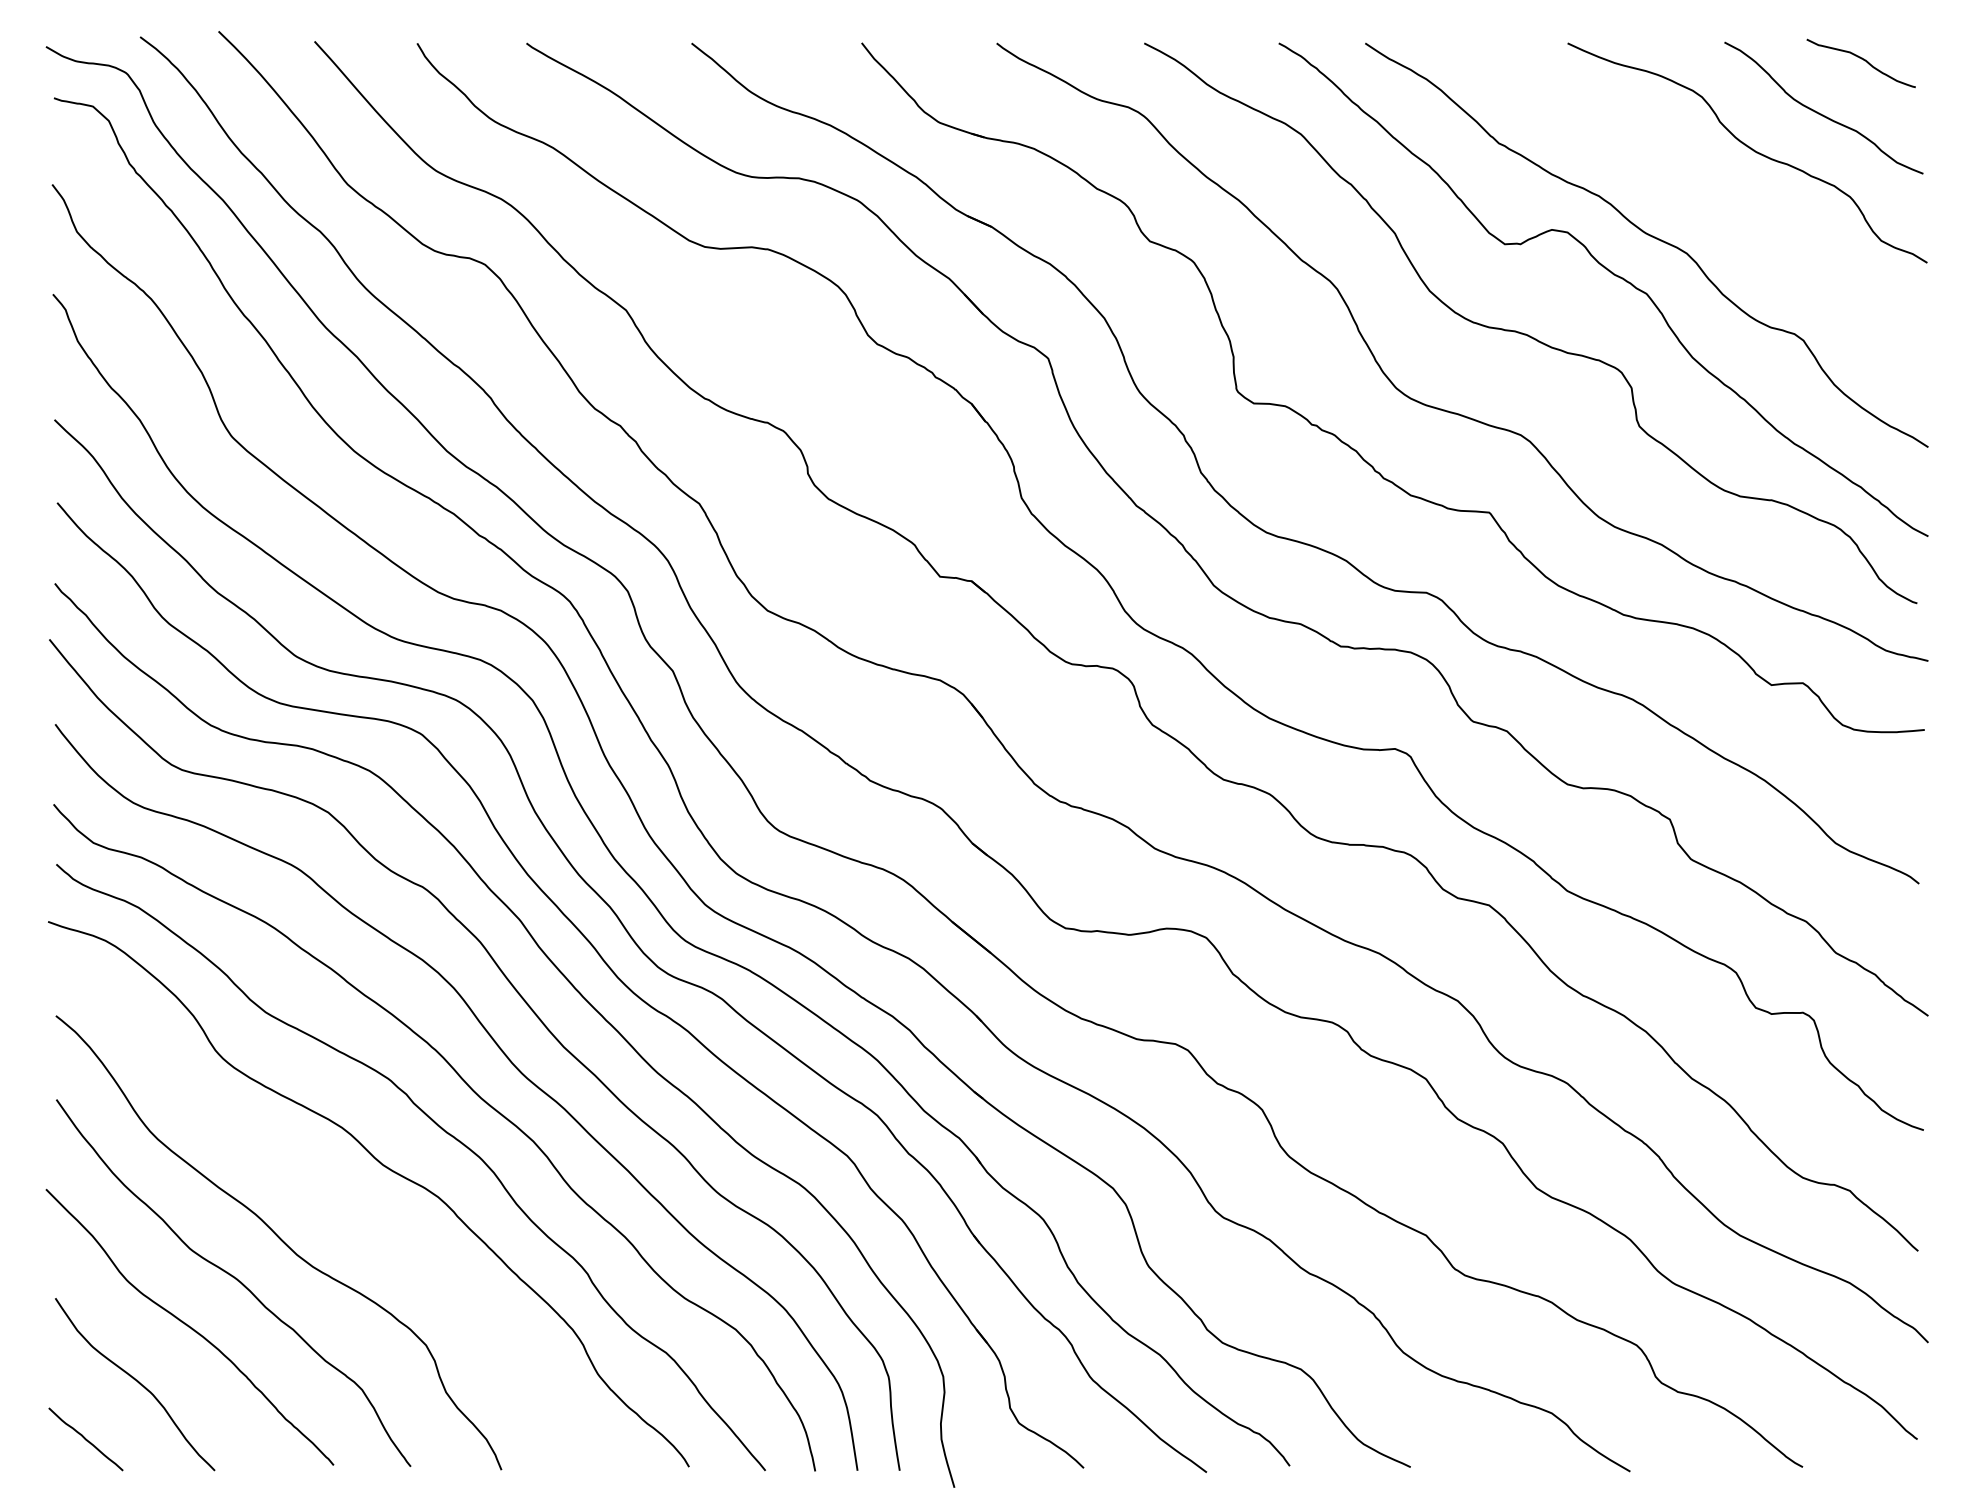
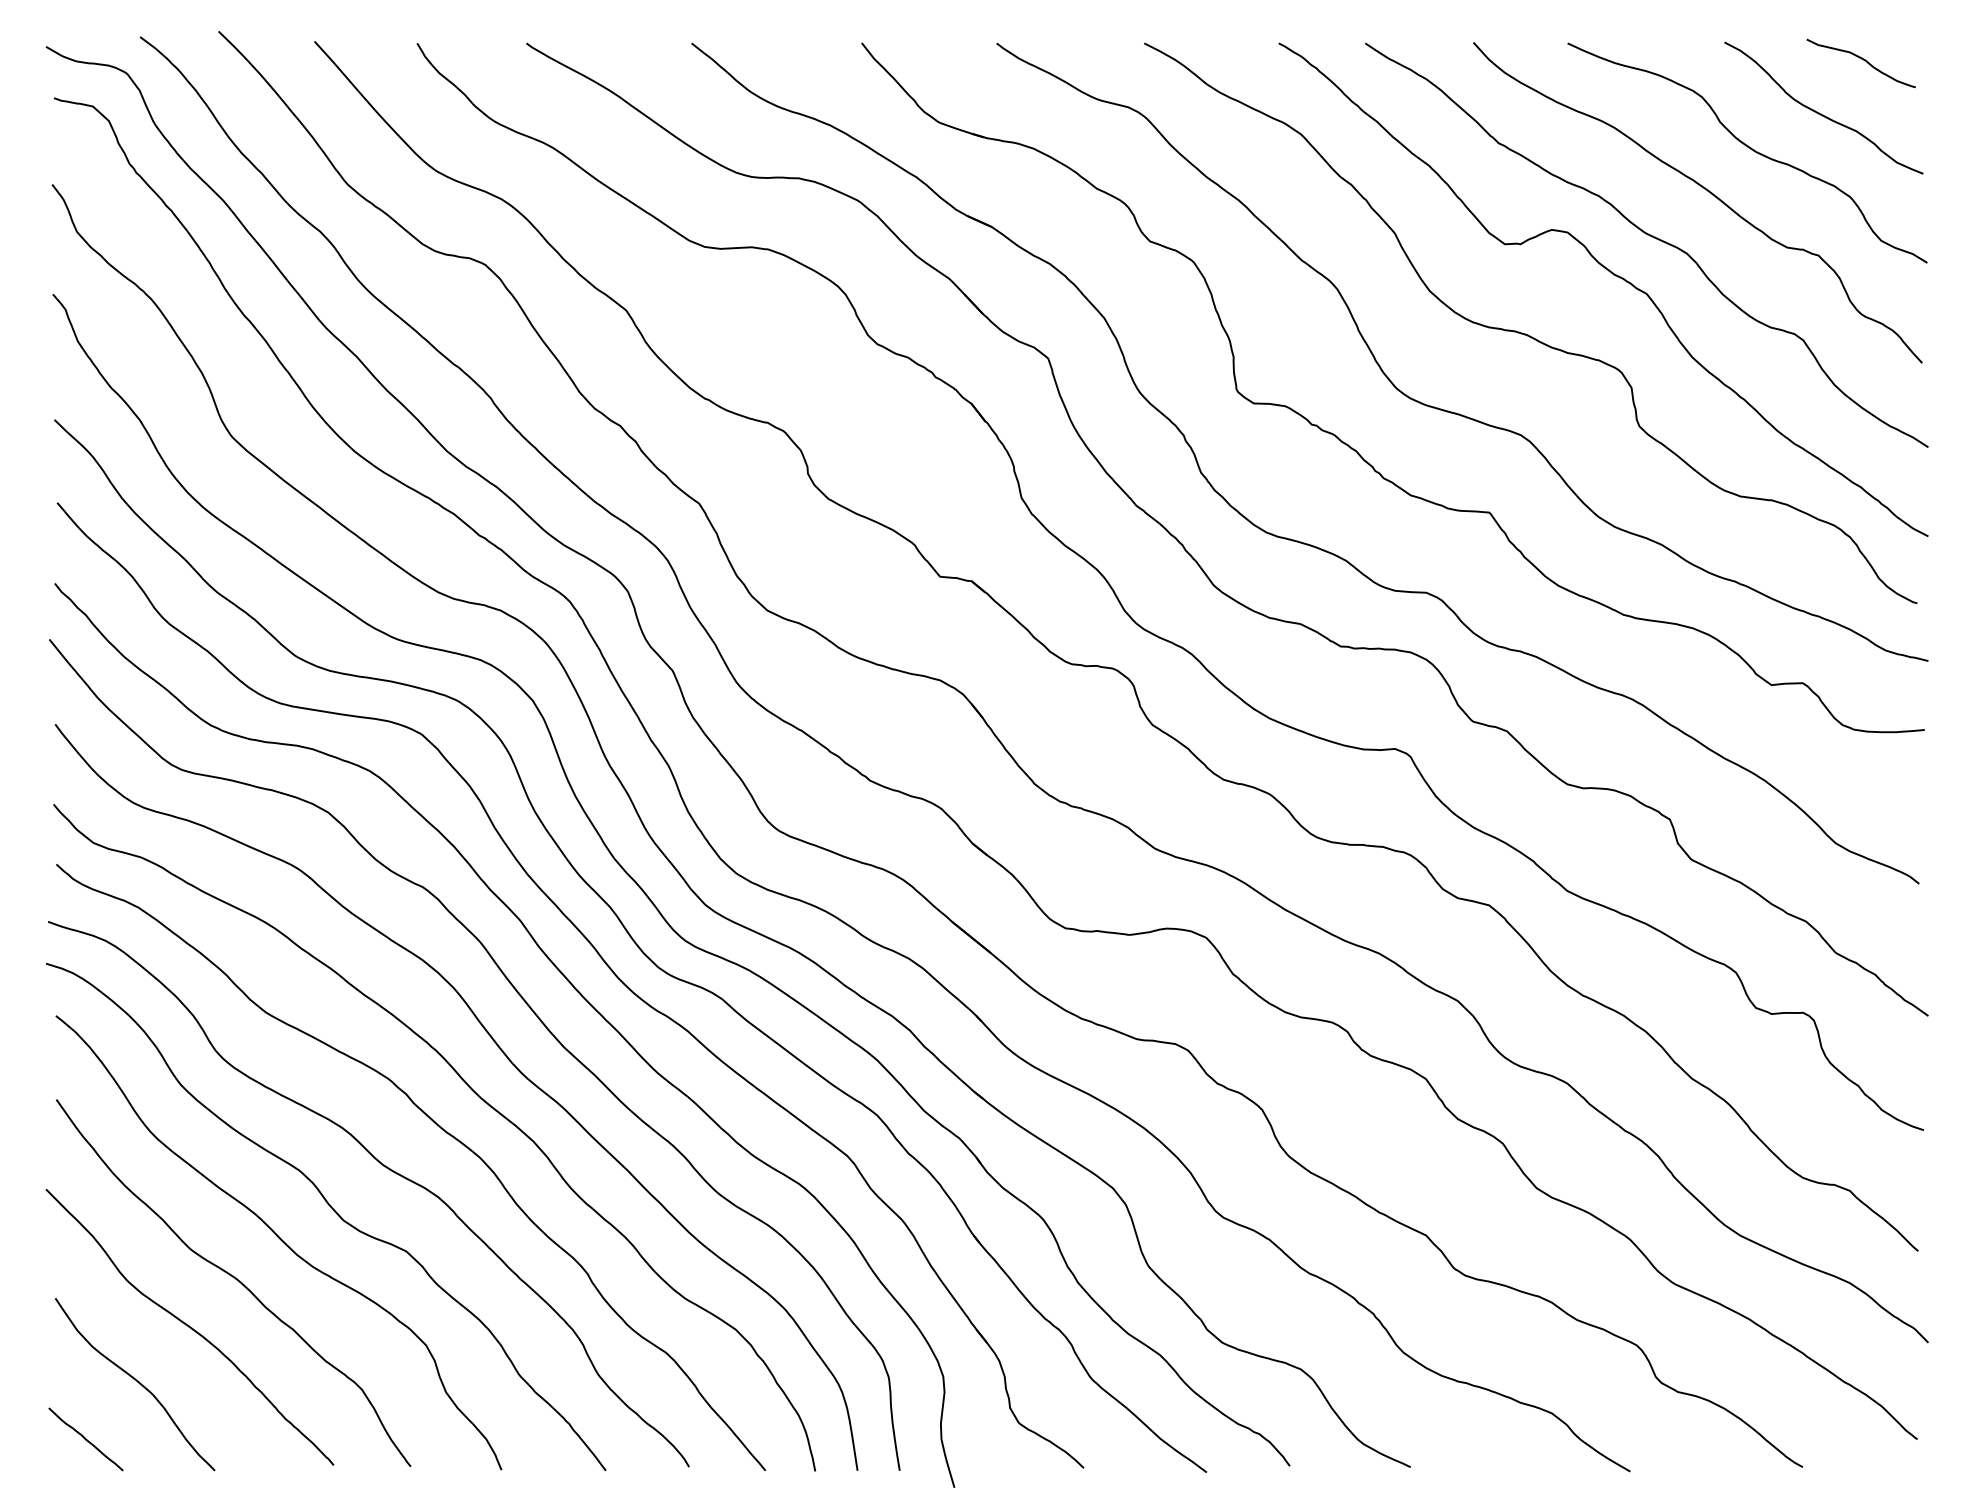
curve: none -> present (1704, 189)
curve: none -> present (334, 1212)
